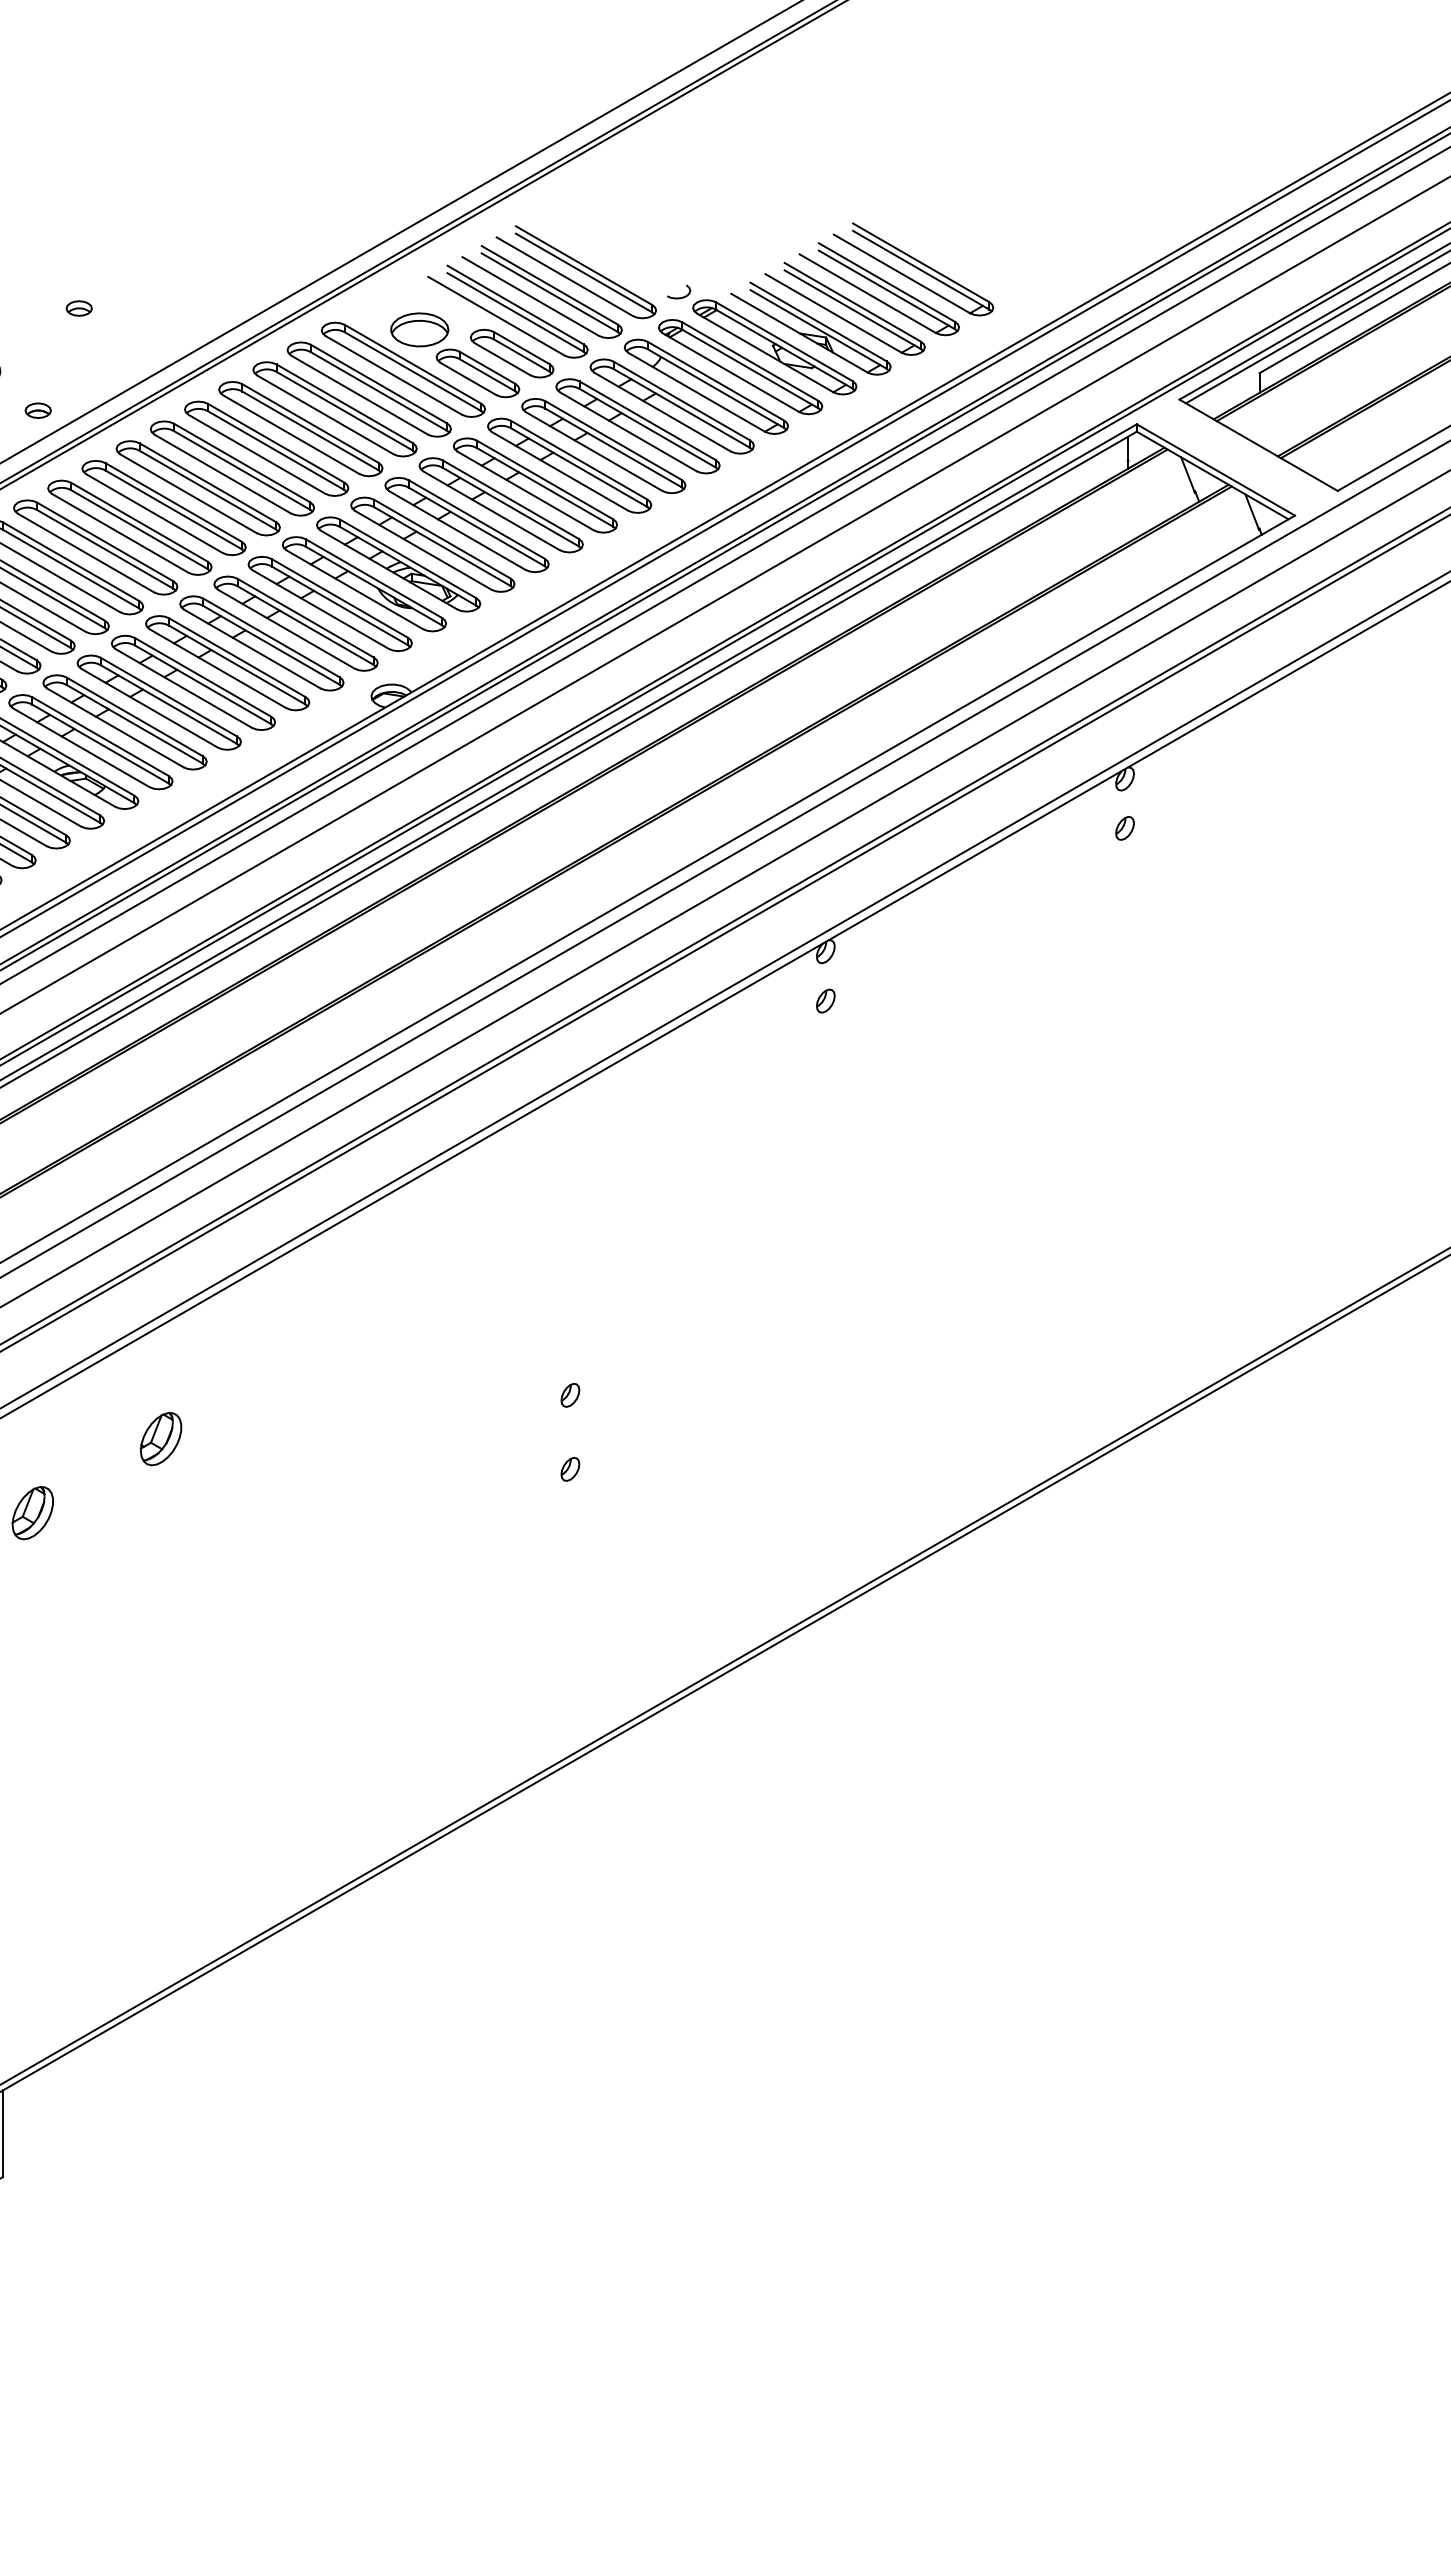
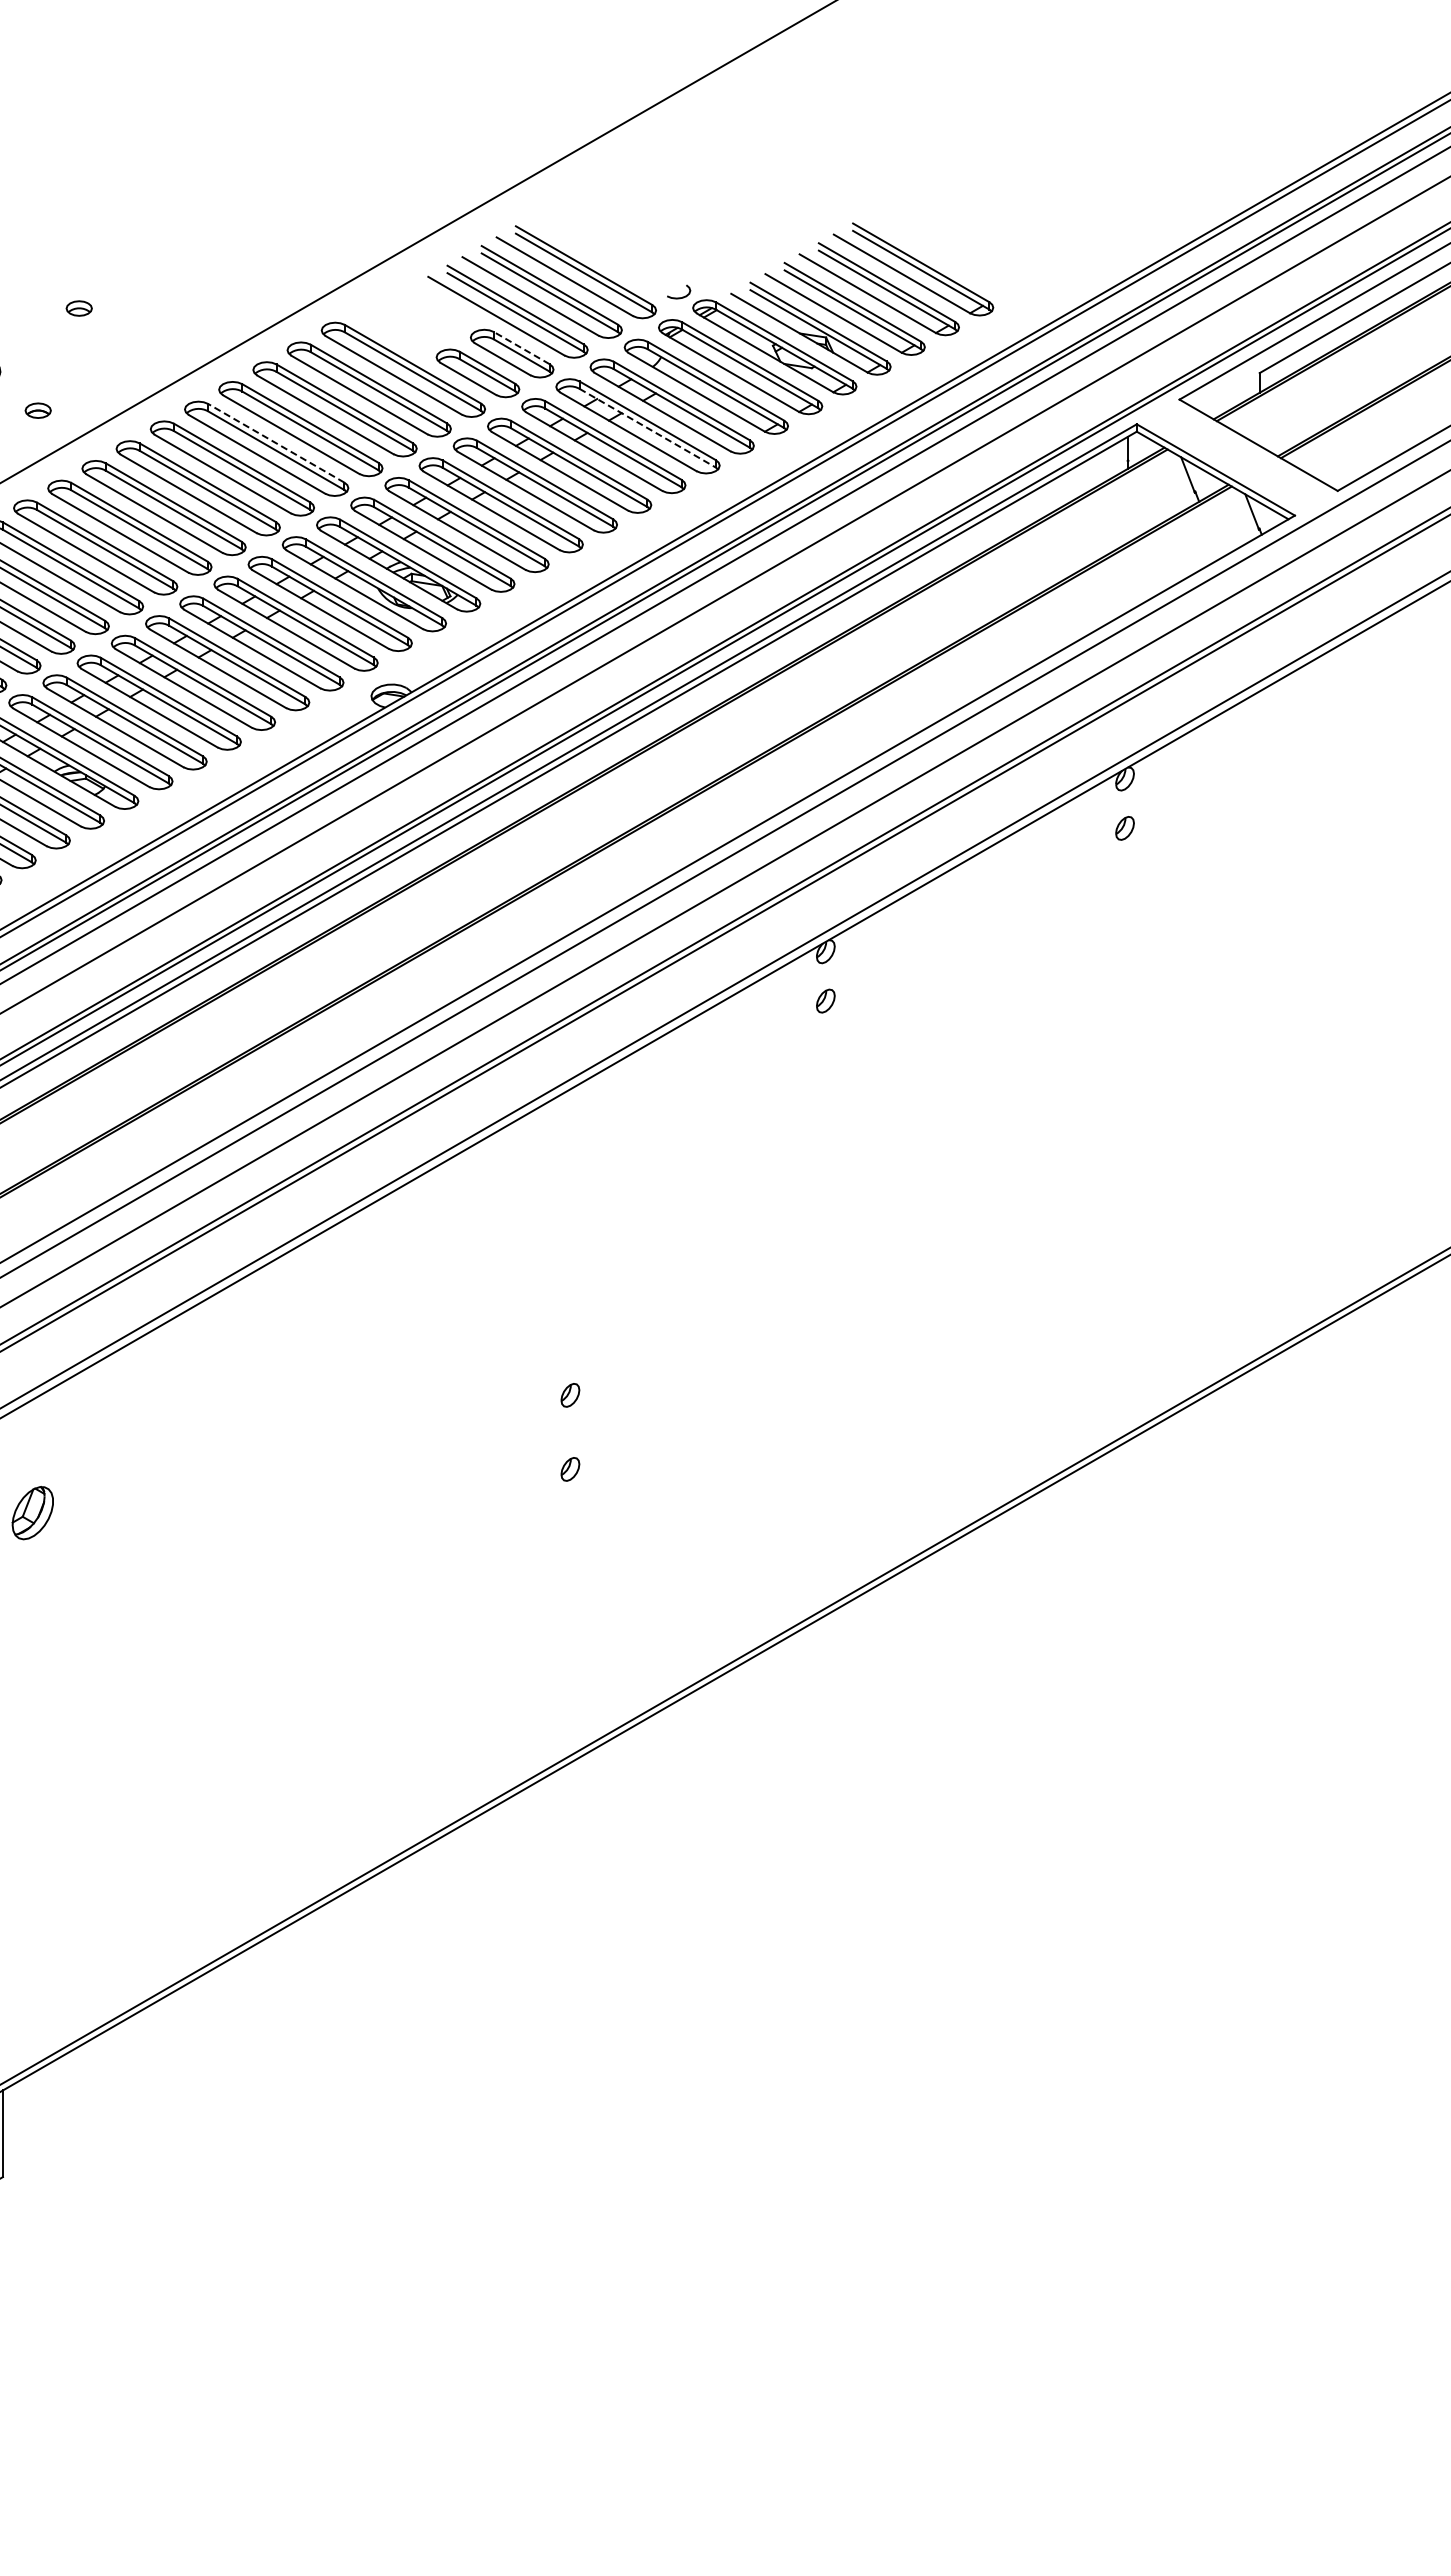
line: present -> none (400, 232)
line: present -> none (423, 245)
line: present -> none (1316, 327)
part: present -> none (419, 329)
line: solid -> dashed (521, 347)
line: solid -> dashed (647, 428)
line: solid -> dashed (276, 443)
part: present -> none (160, 1438)
